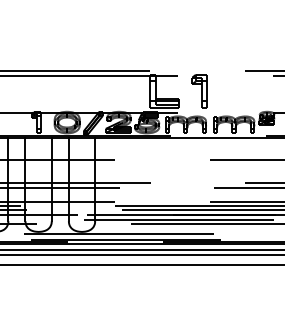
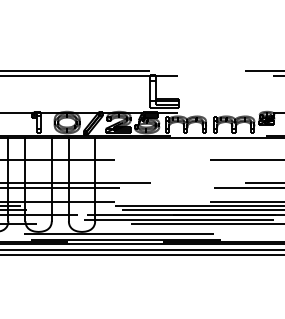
part: present -> none (199, 91)
line: present -> none (141, 264)
